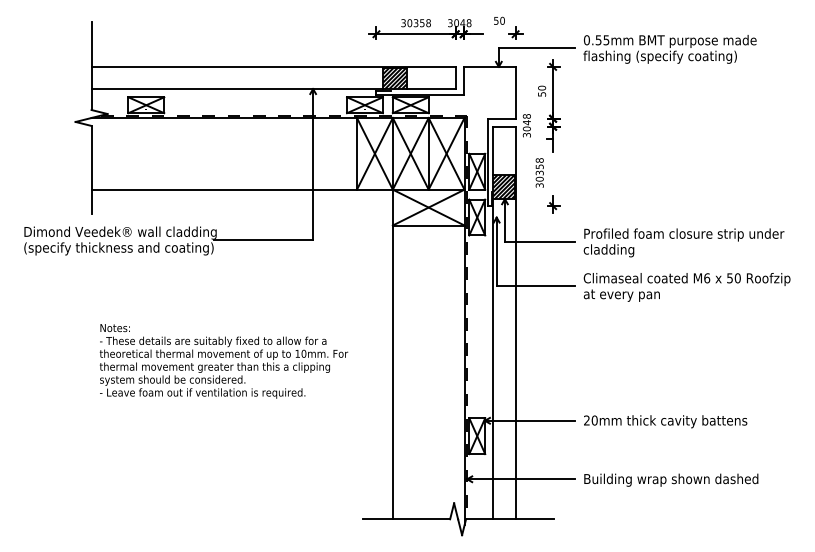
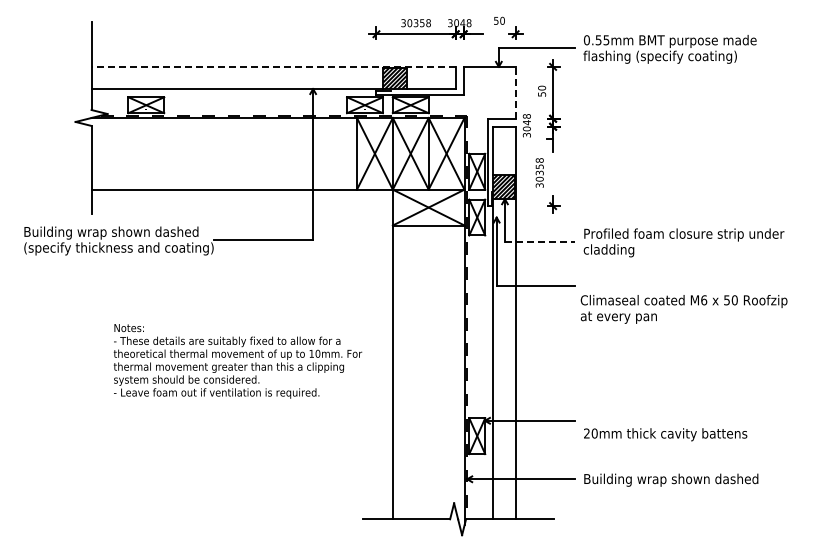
line: solid -> dashed (273, 66)
line: solid -> dashed (515, 92)
text: Dimond Veedek® wall cladding -> Building wrap shown dashed (120, 232)
line: solid -> dashed (539, 241)
text position: (686, 287) -> (683, 309) (683, 309)
text position: (223, 361) -> (237, 361) (237, 361)
text position: (665, 421) -> (665, 434) (665, 434)
